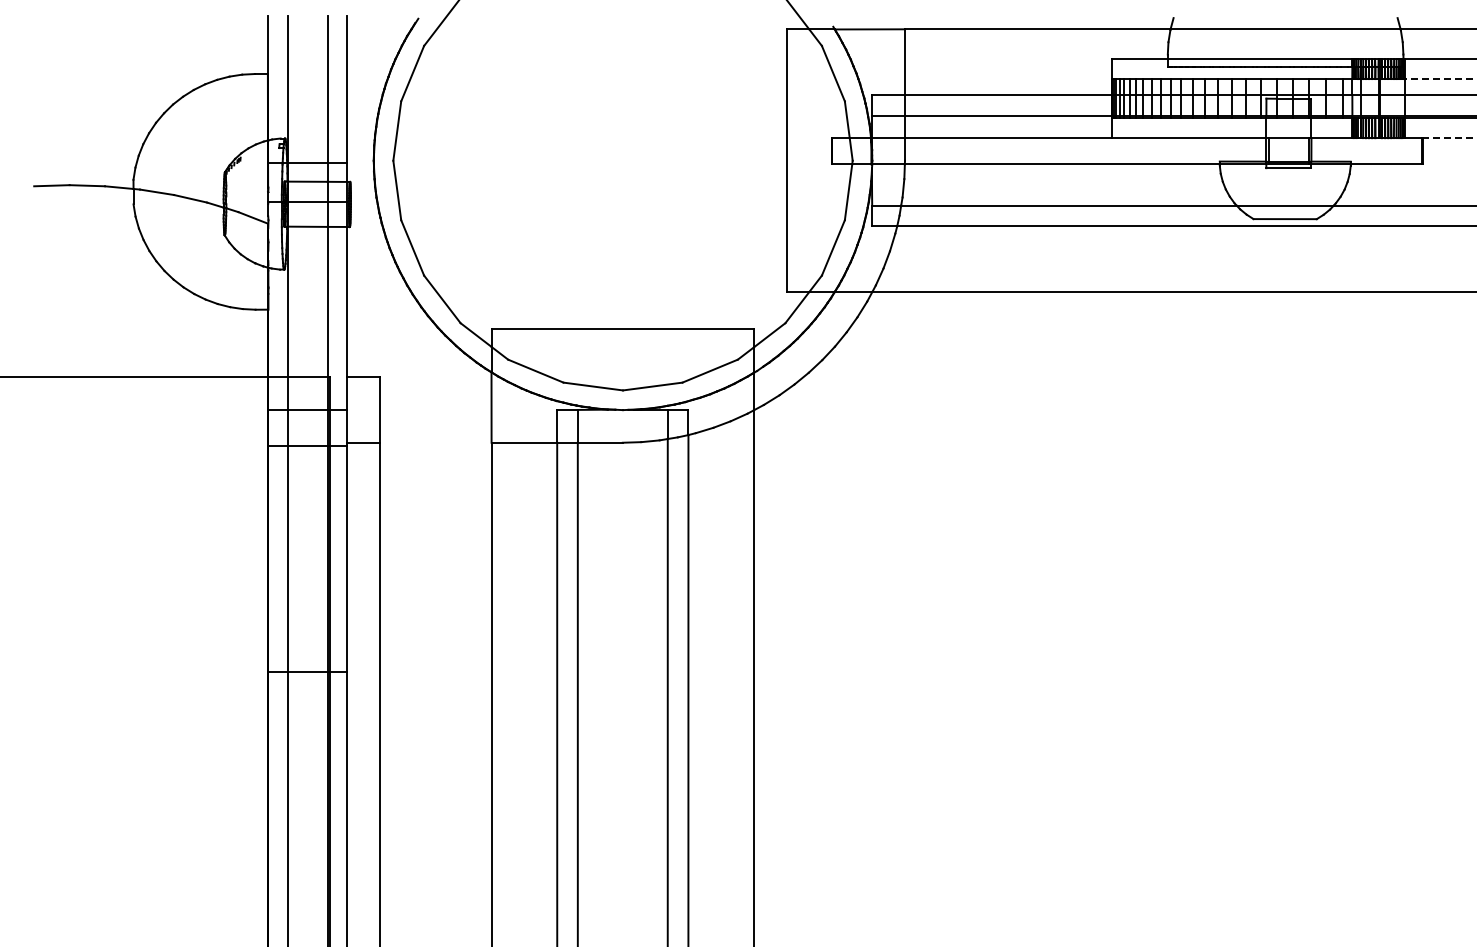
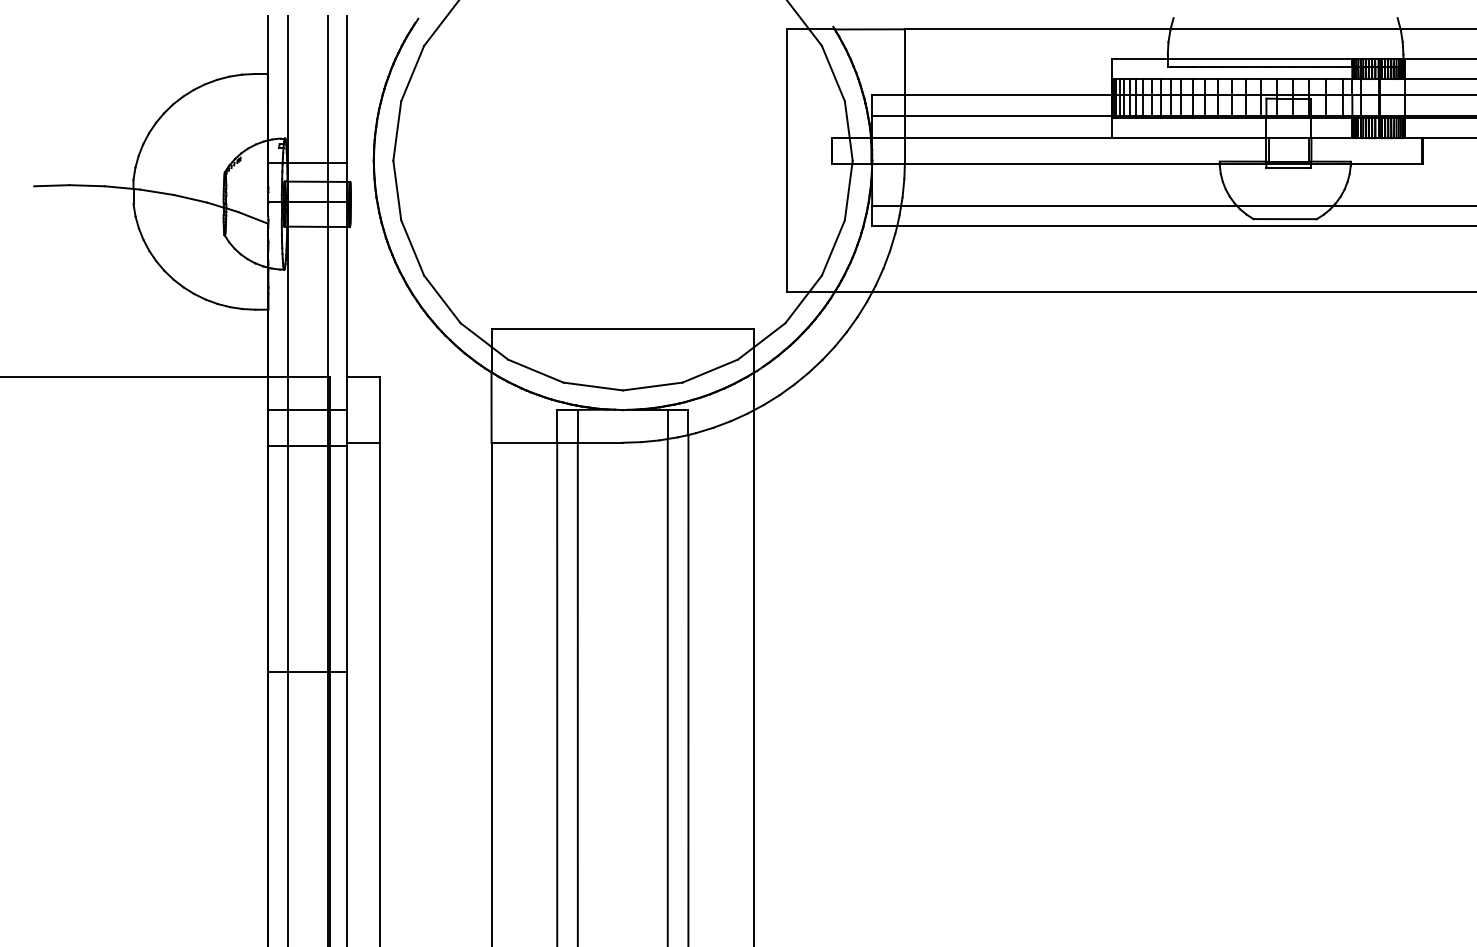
line: dashed -> solid (1440, 79)
line: dashed -> solid (1449, 138)
